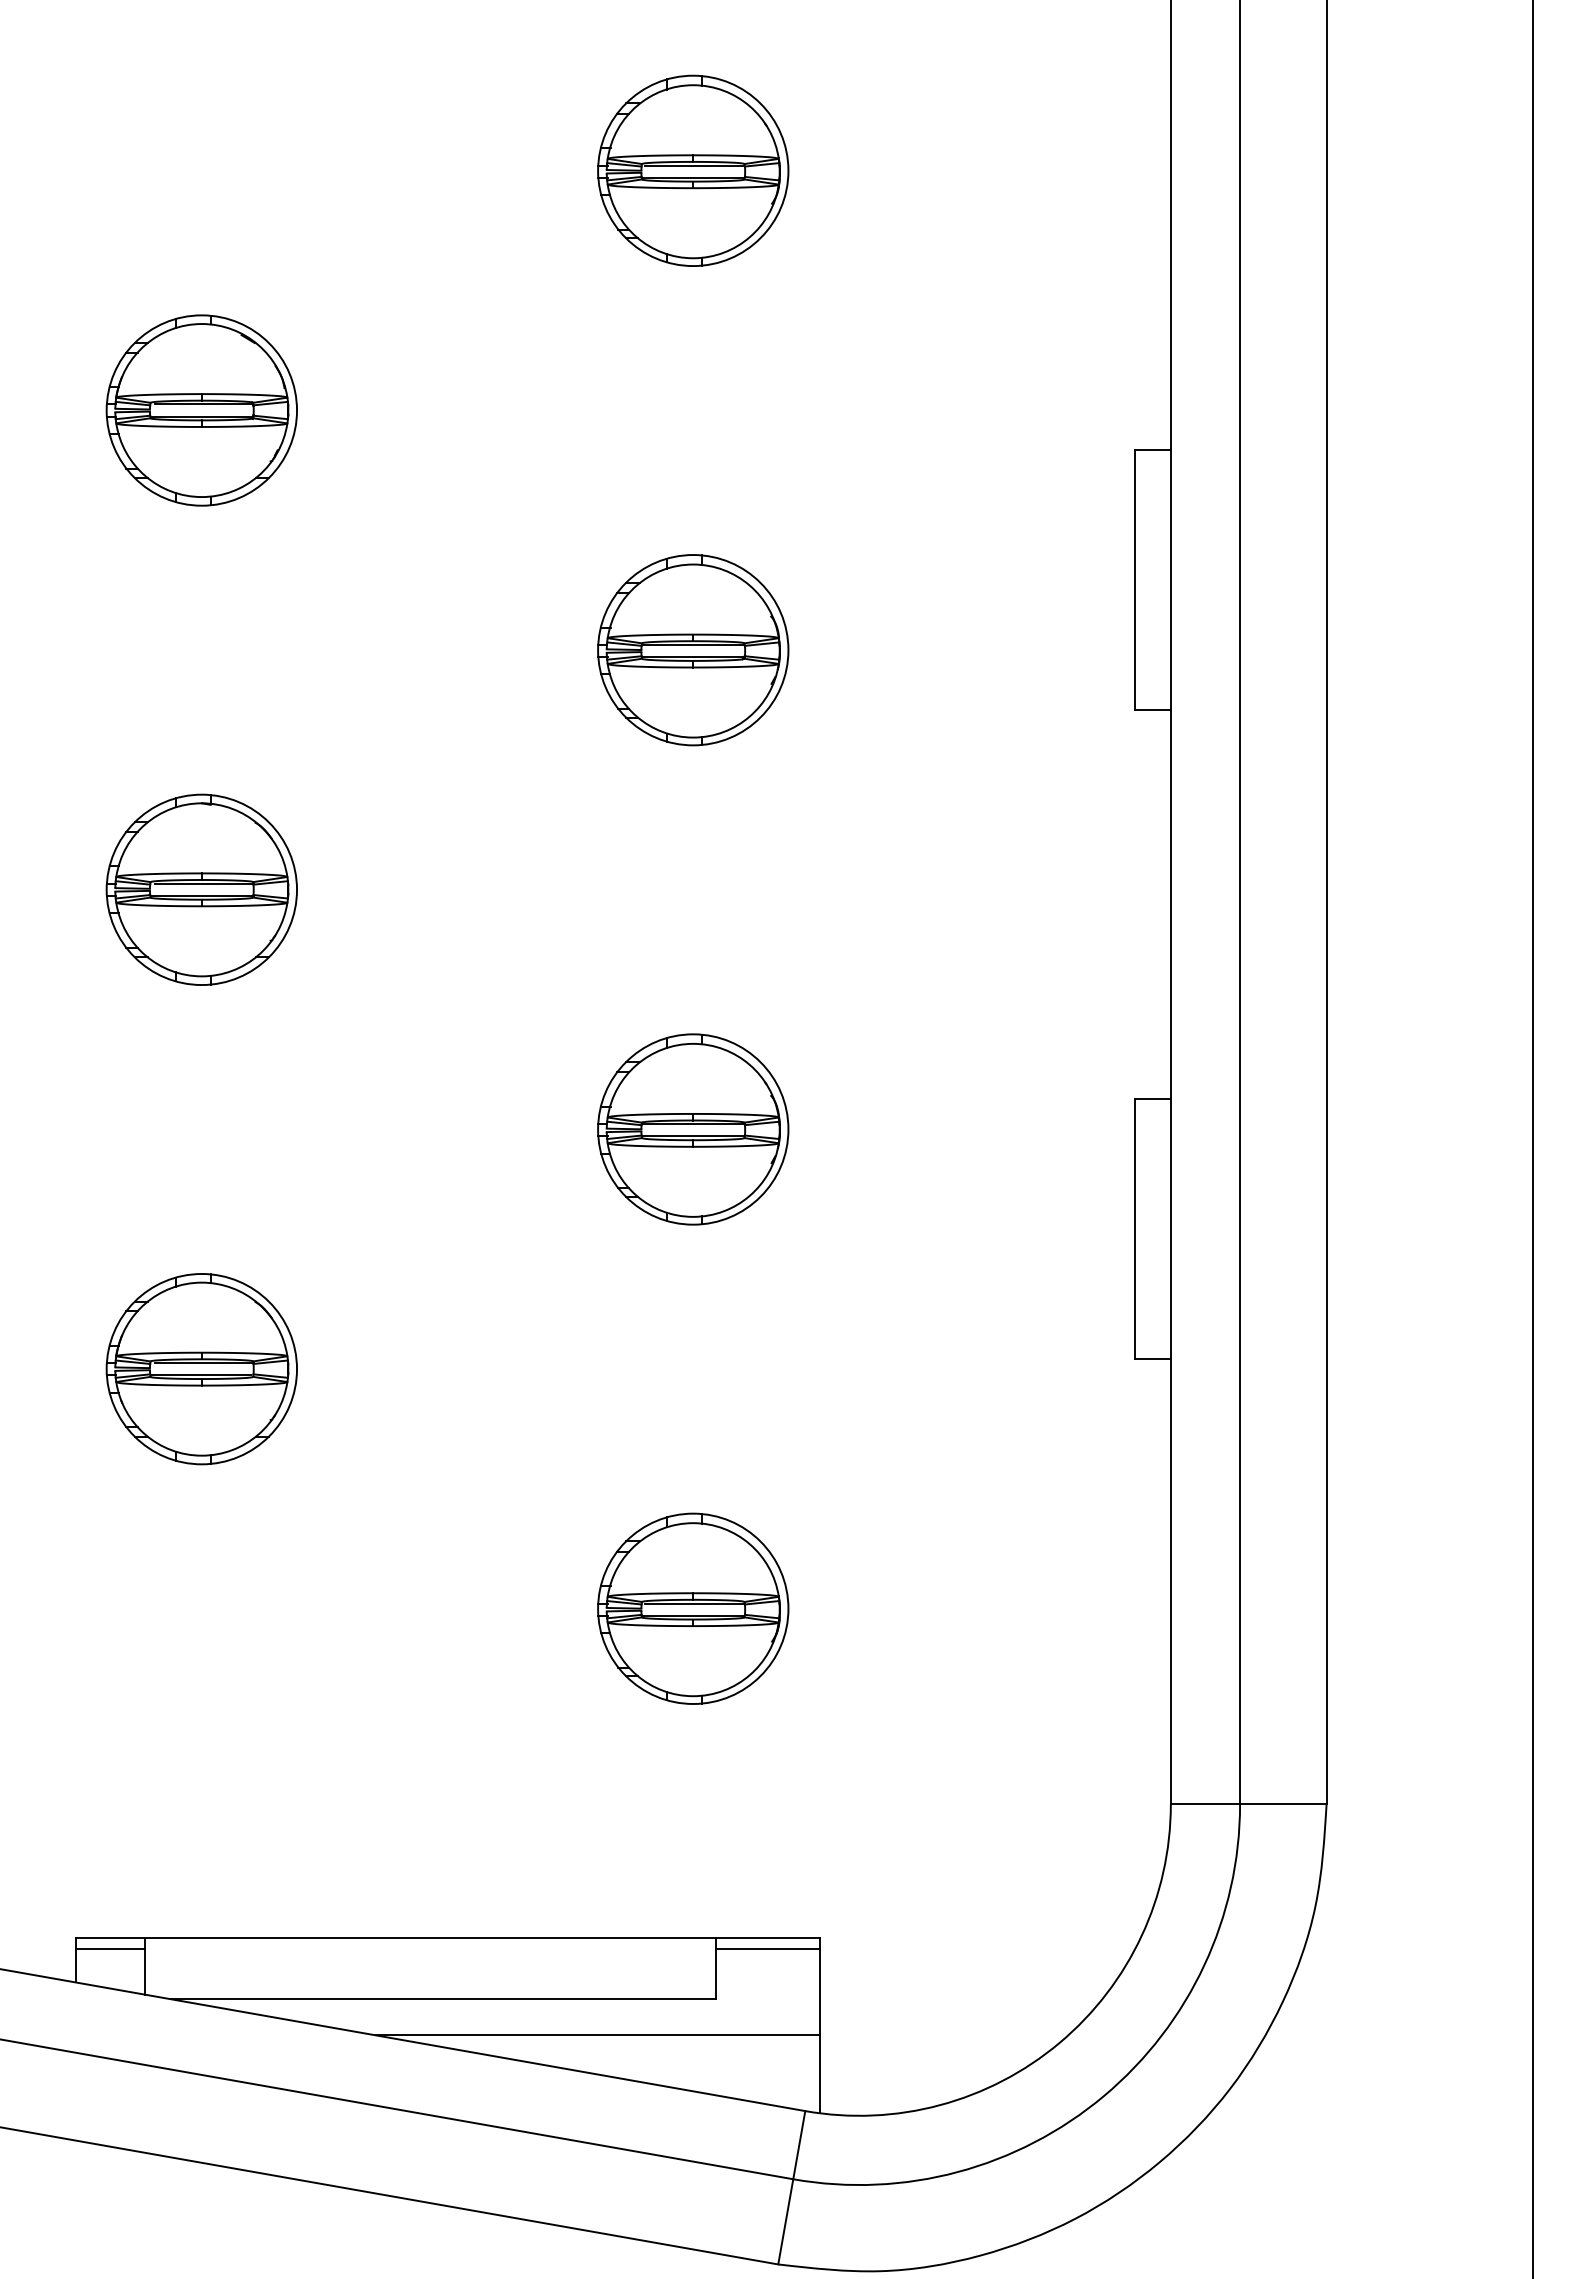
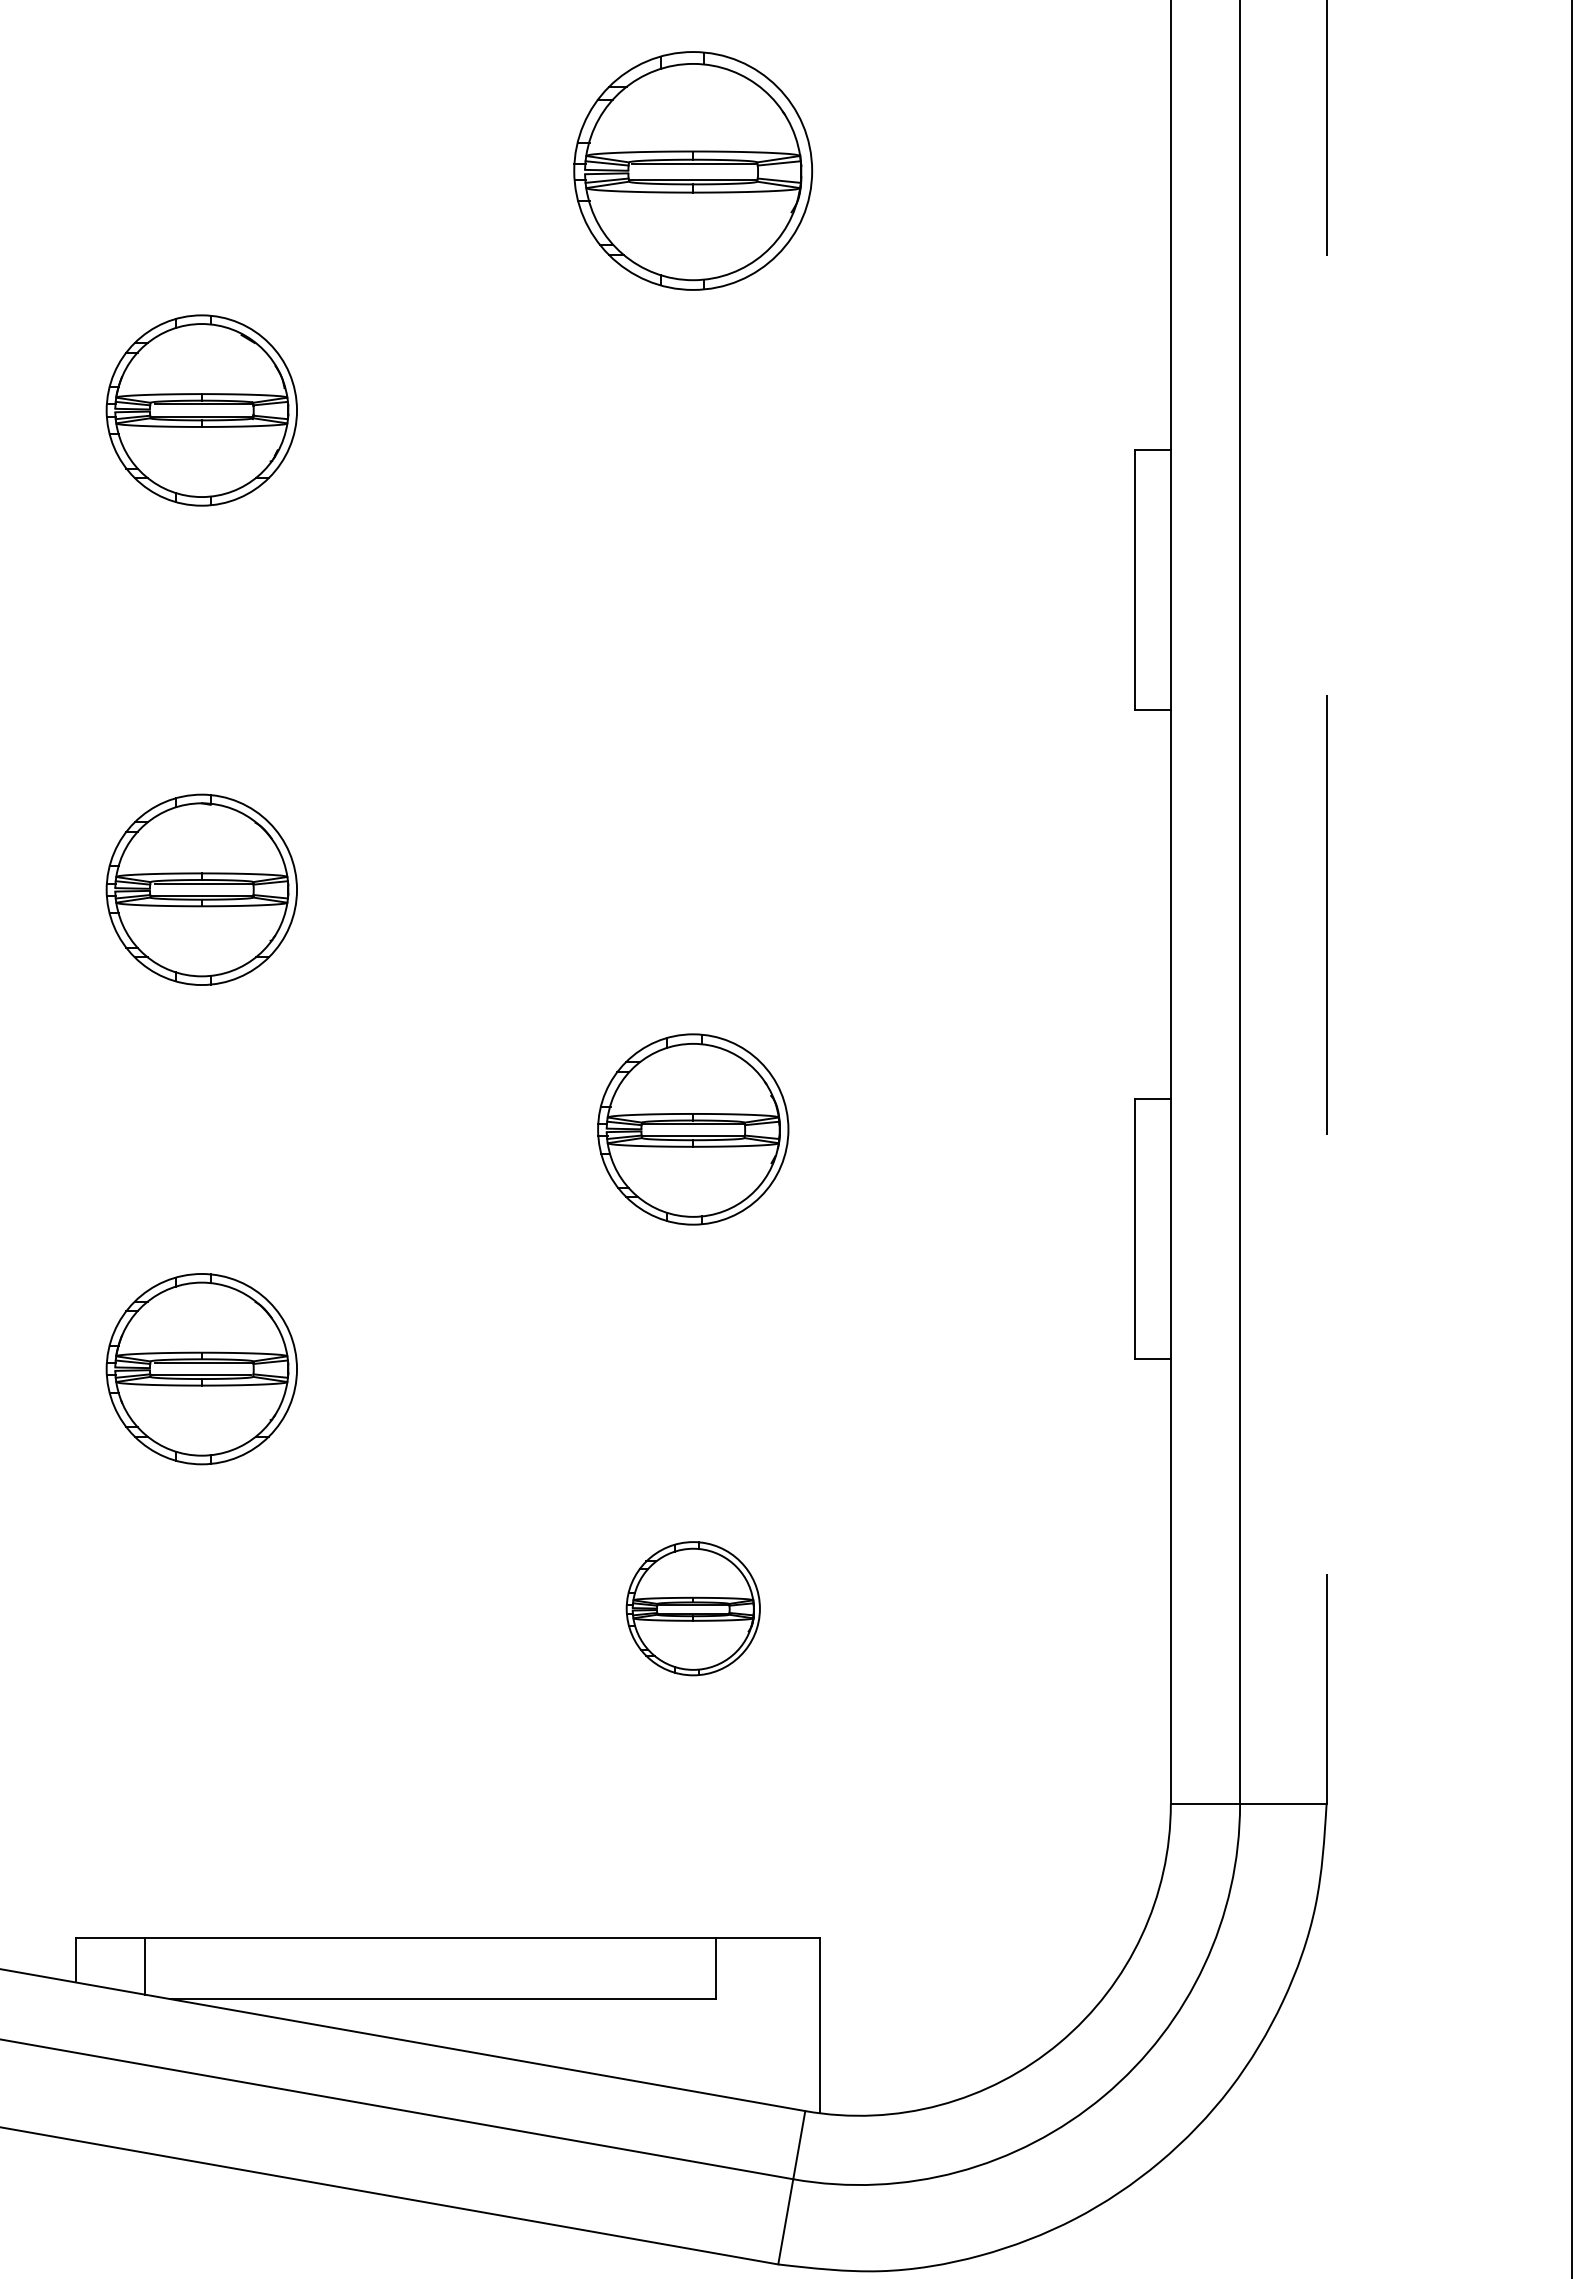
part size: 193x193 px -> 241x240 px (693, 170)
part: present -> none (693, 650)
line: solid -> dashed (1326, 902)
line position: (1533, 1138) -> (1572, 1138) (1572, 1138)
part size: 193x193 px -> 136x136 px (692, 1608)
line: present -> none (109, 1948)
line: present -> none (767, 1948)
line: present -> none (597, 2035)
